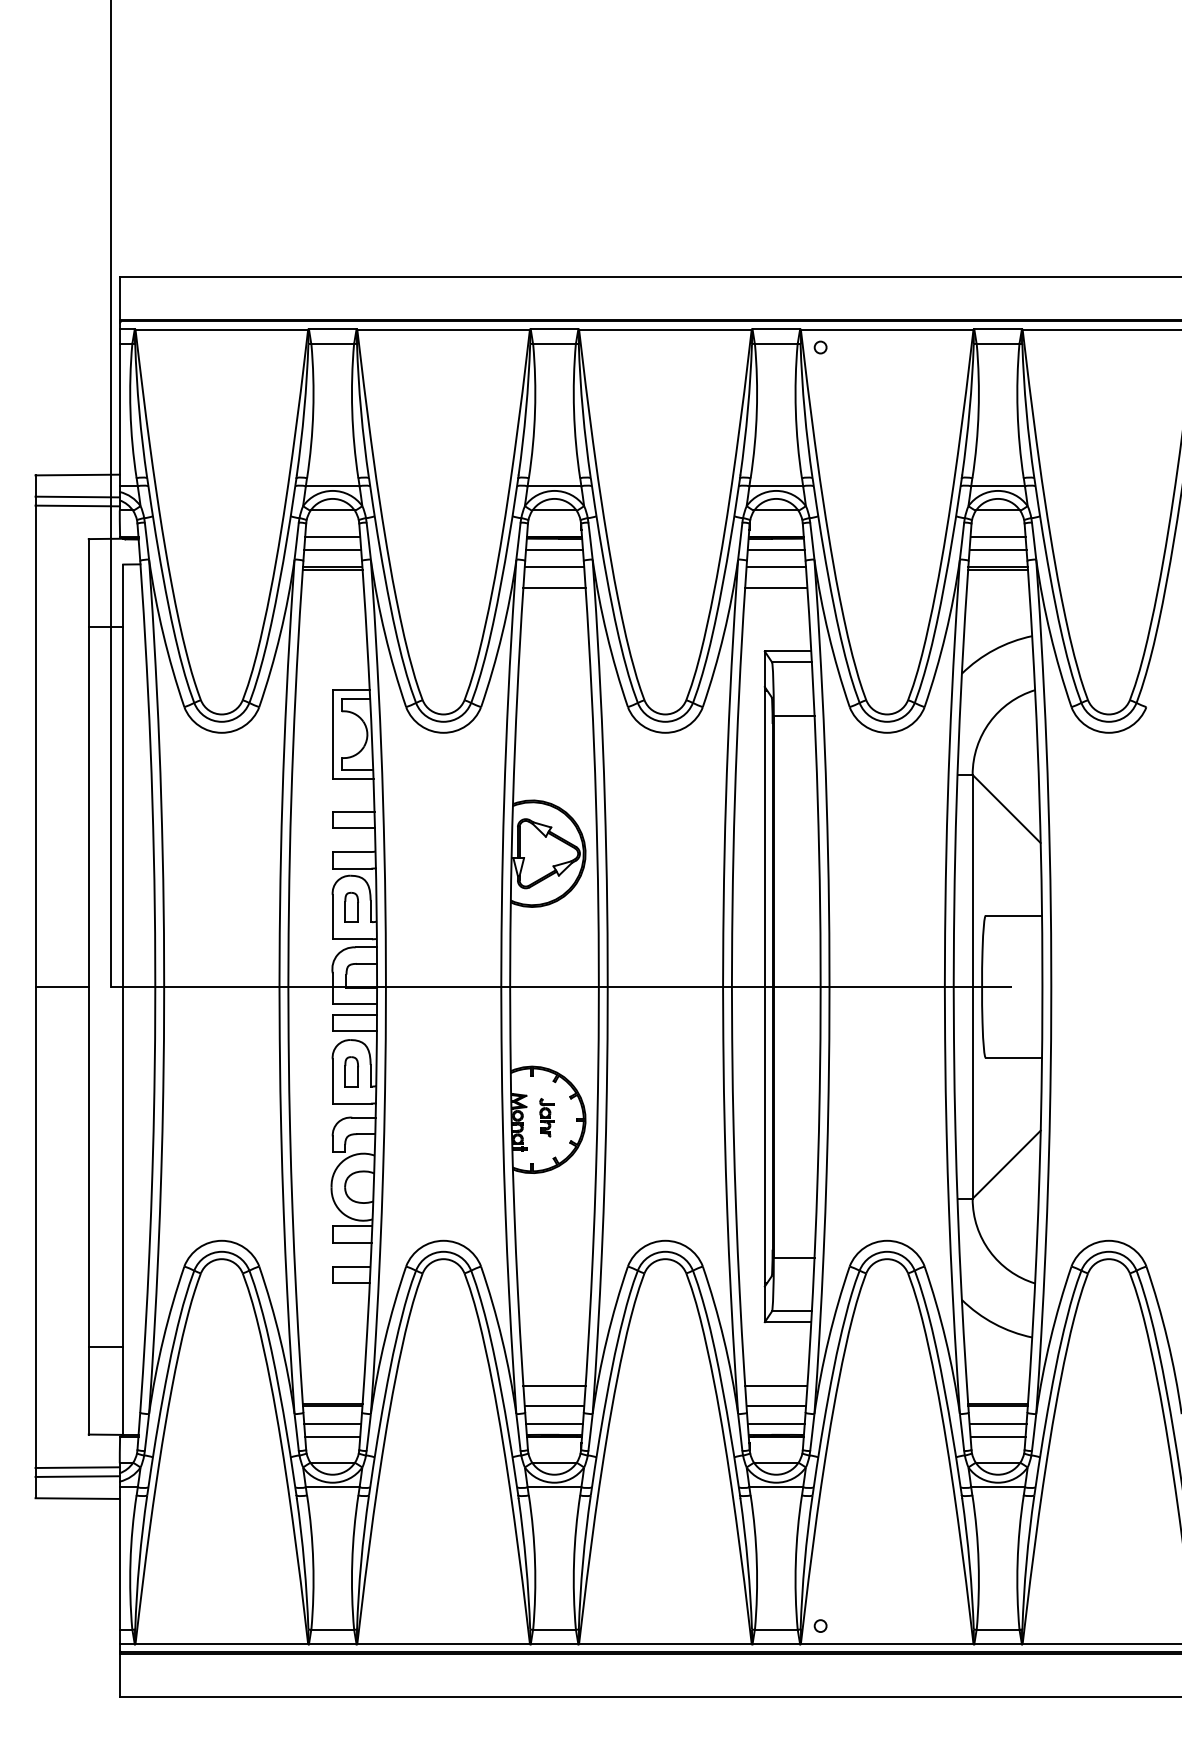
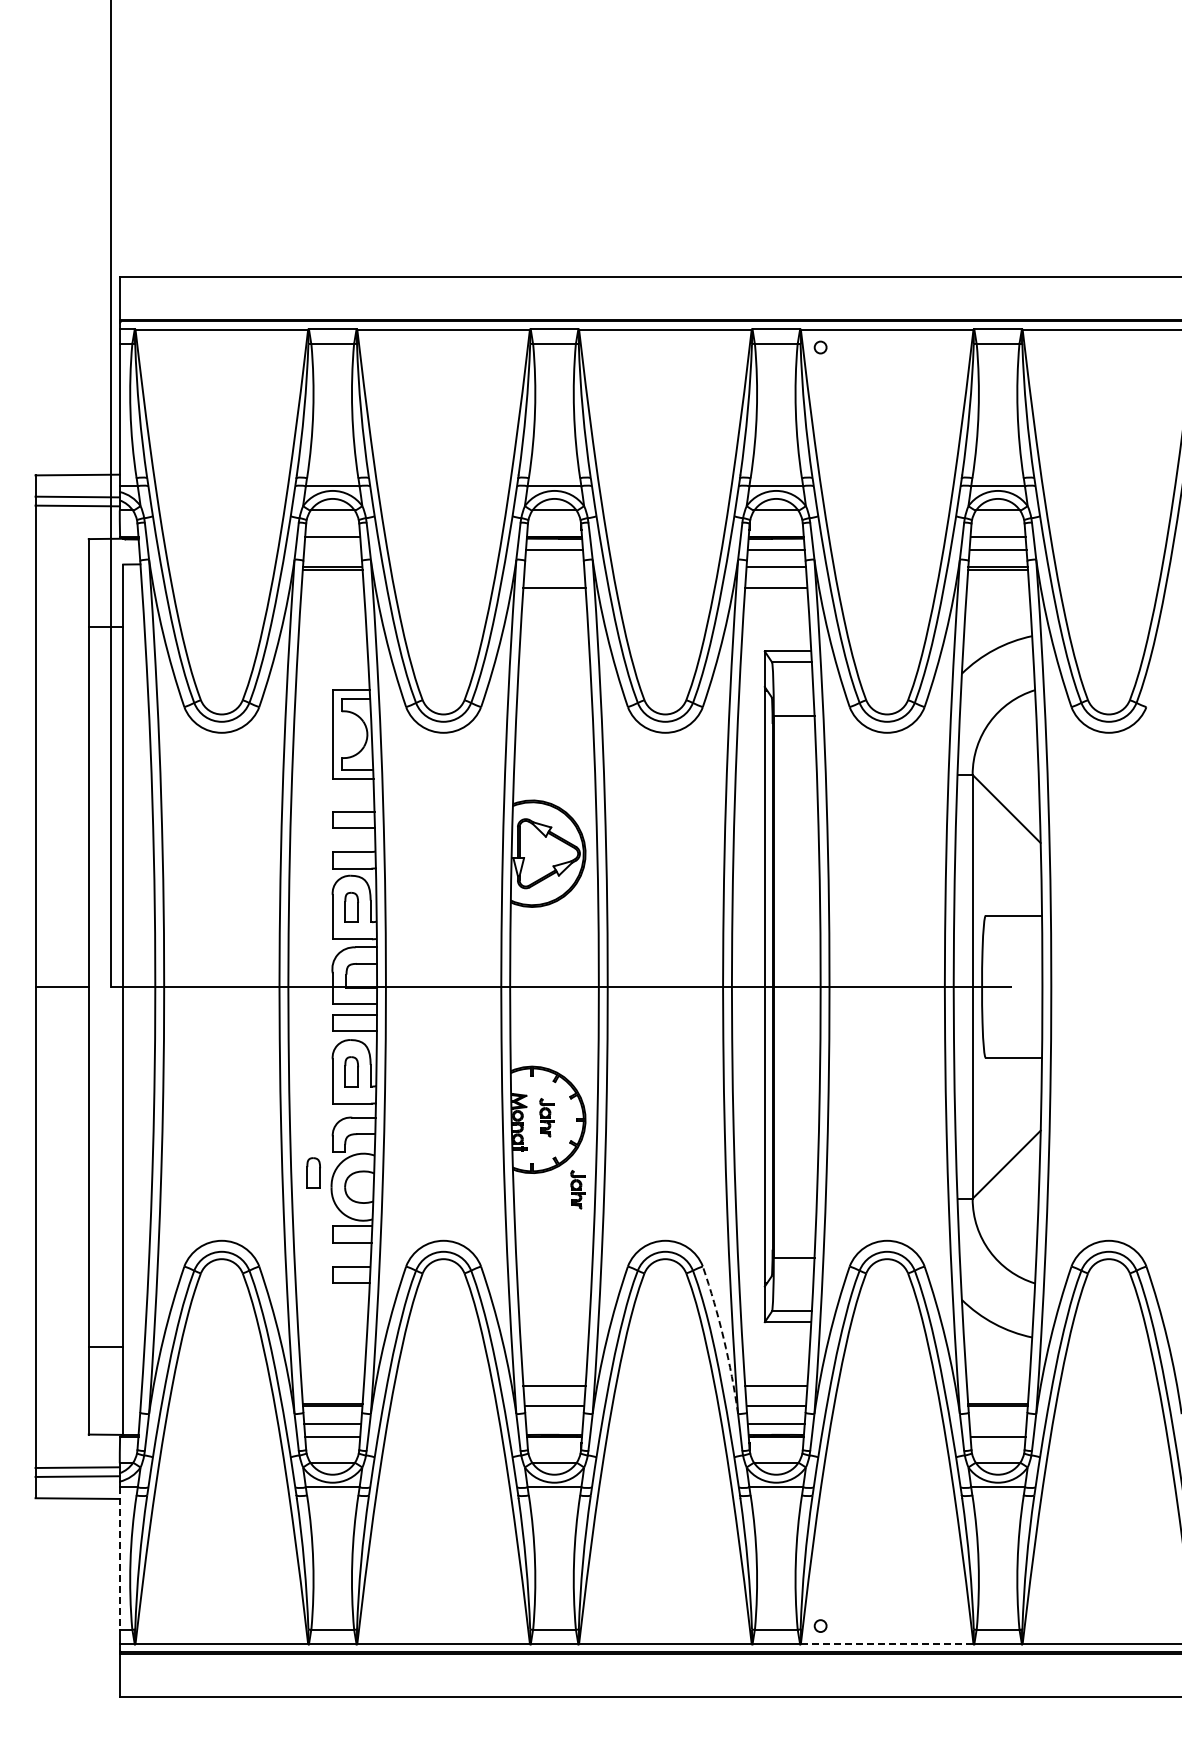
line: present -> none (332, 549)
line: present -> none (554, 567)
part: none -> present (313, 1172)
part: none -> present (577, 1189)
arc: solid -> dashed (723, 1339)
line: present -> none (554, 1423)
line: present -> none (997, 1423)
line: solid -> dashed (119, 1559)
line: solid -> dashed (887, 1644)
